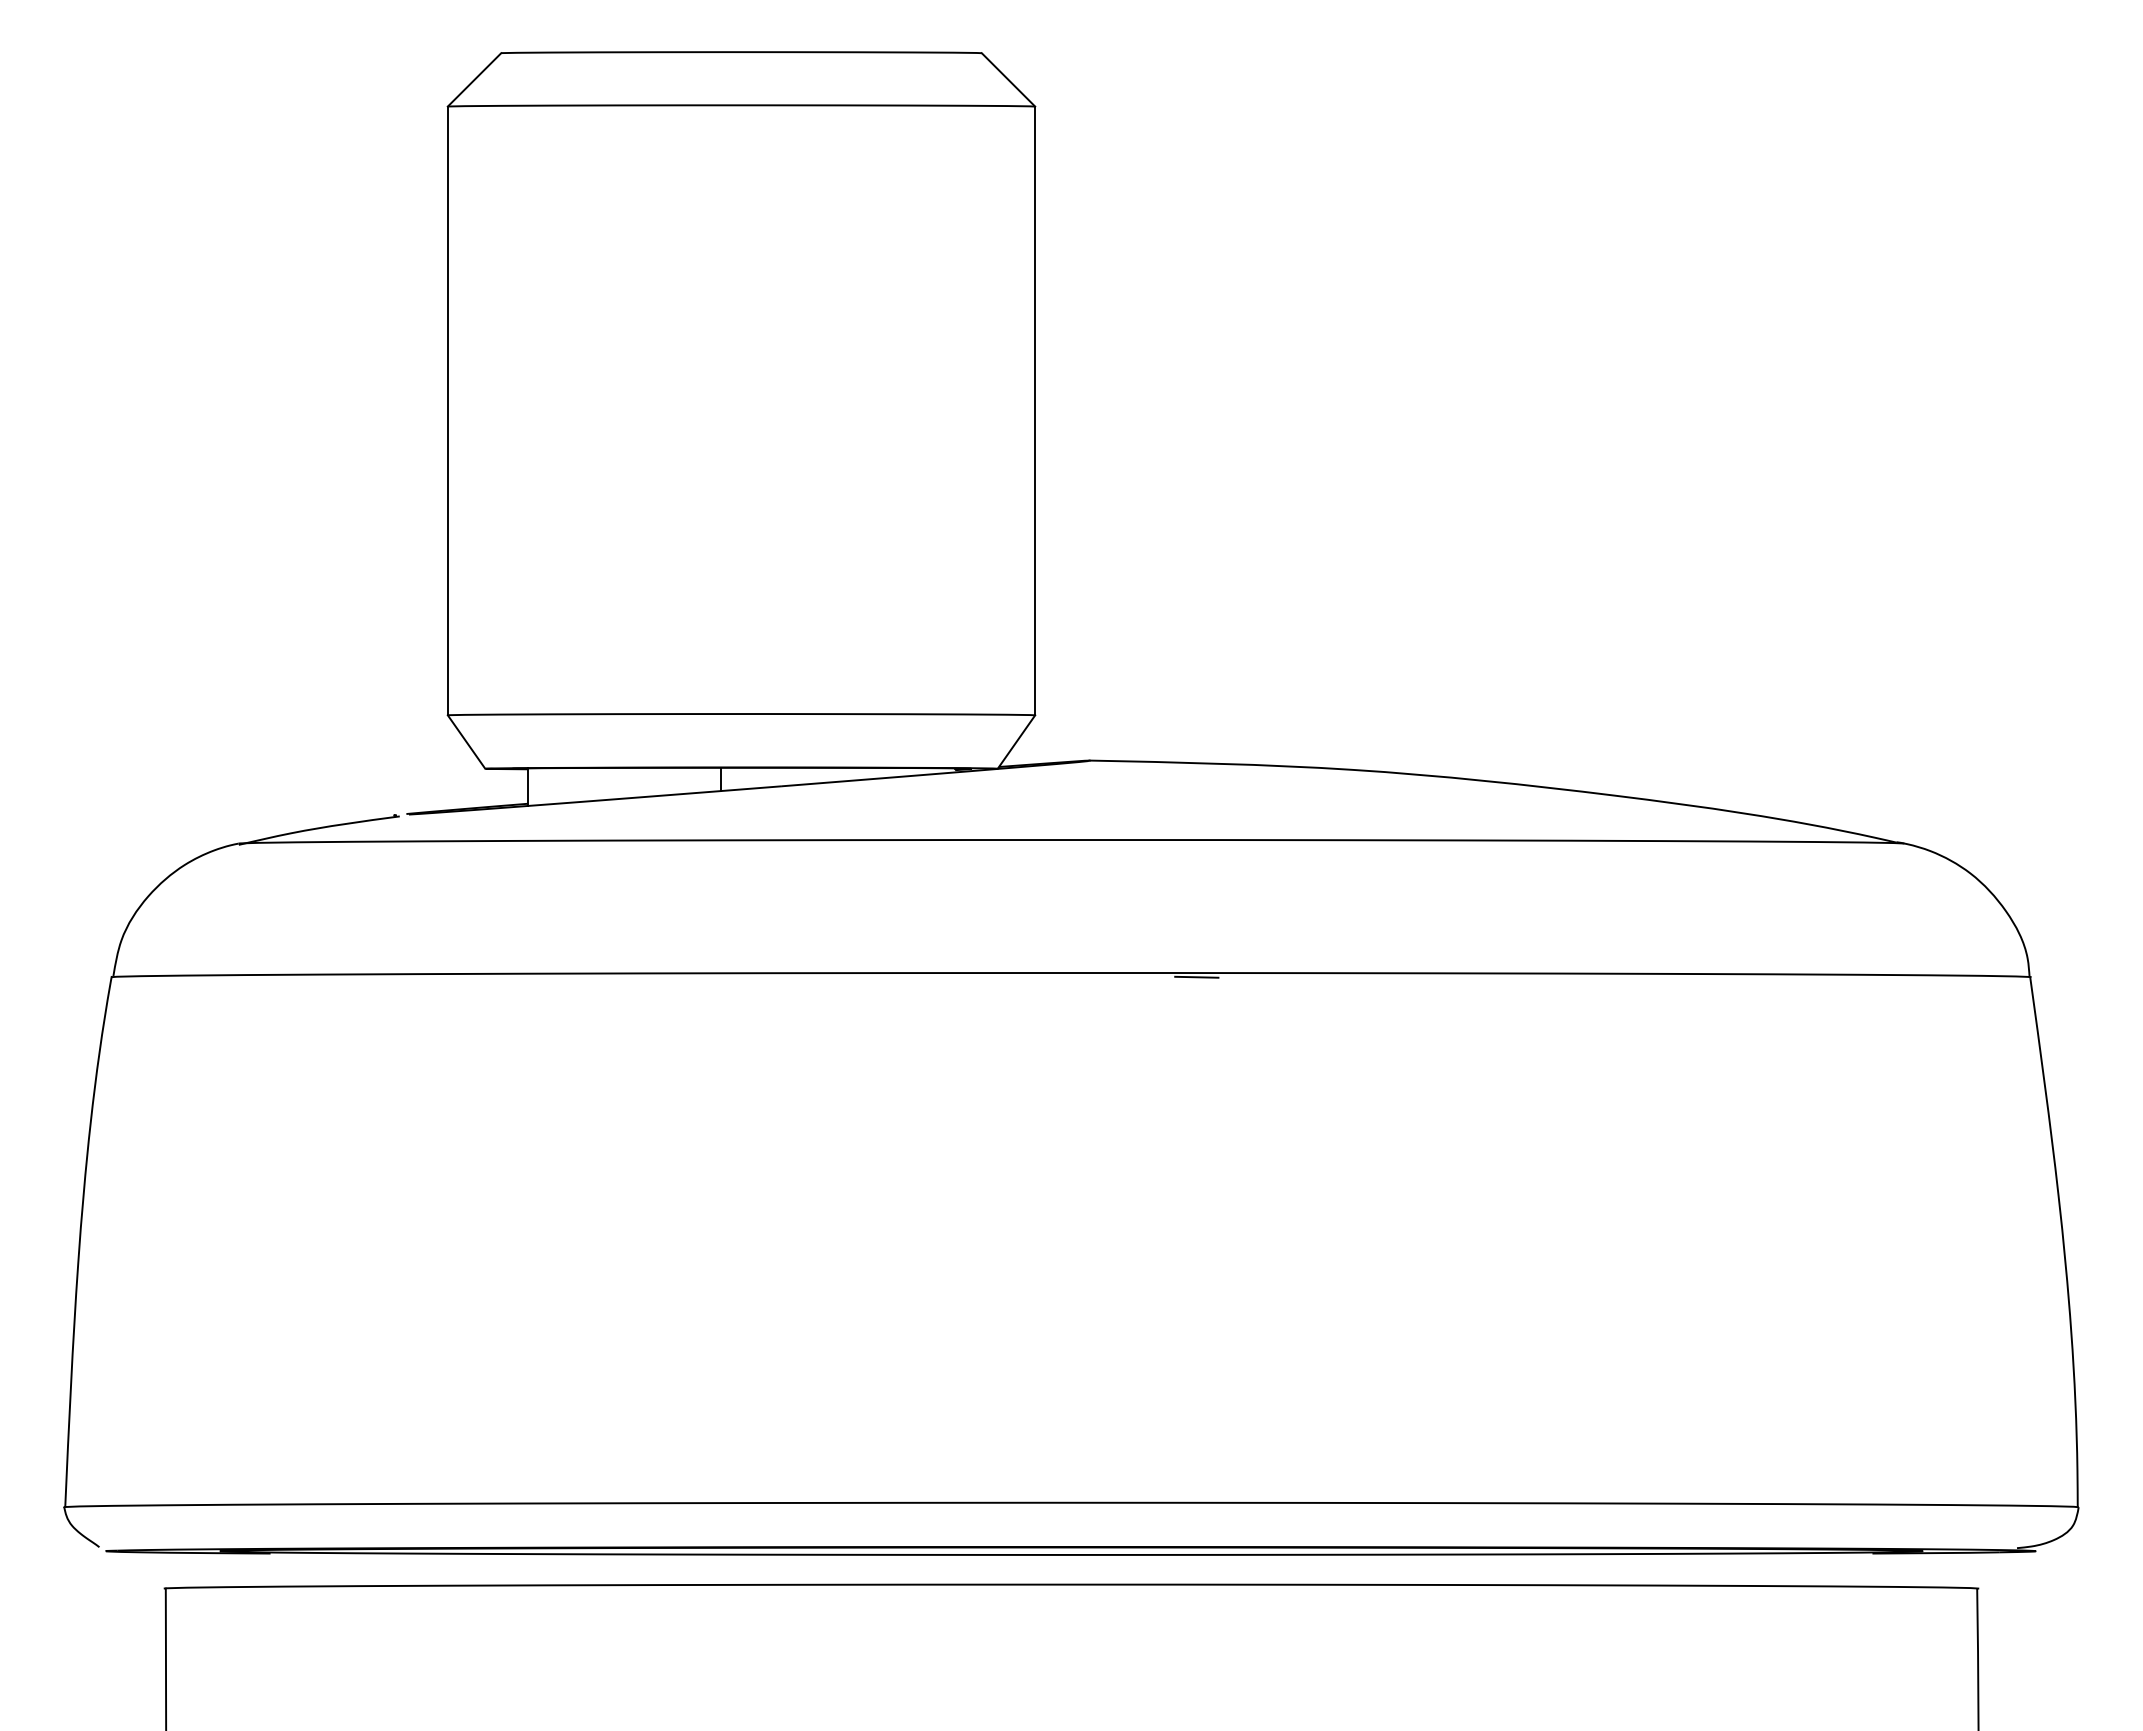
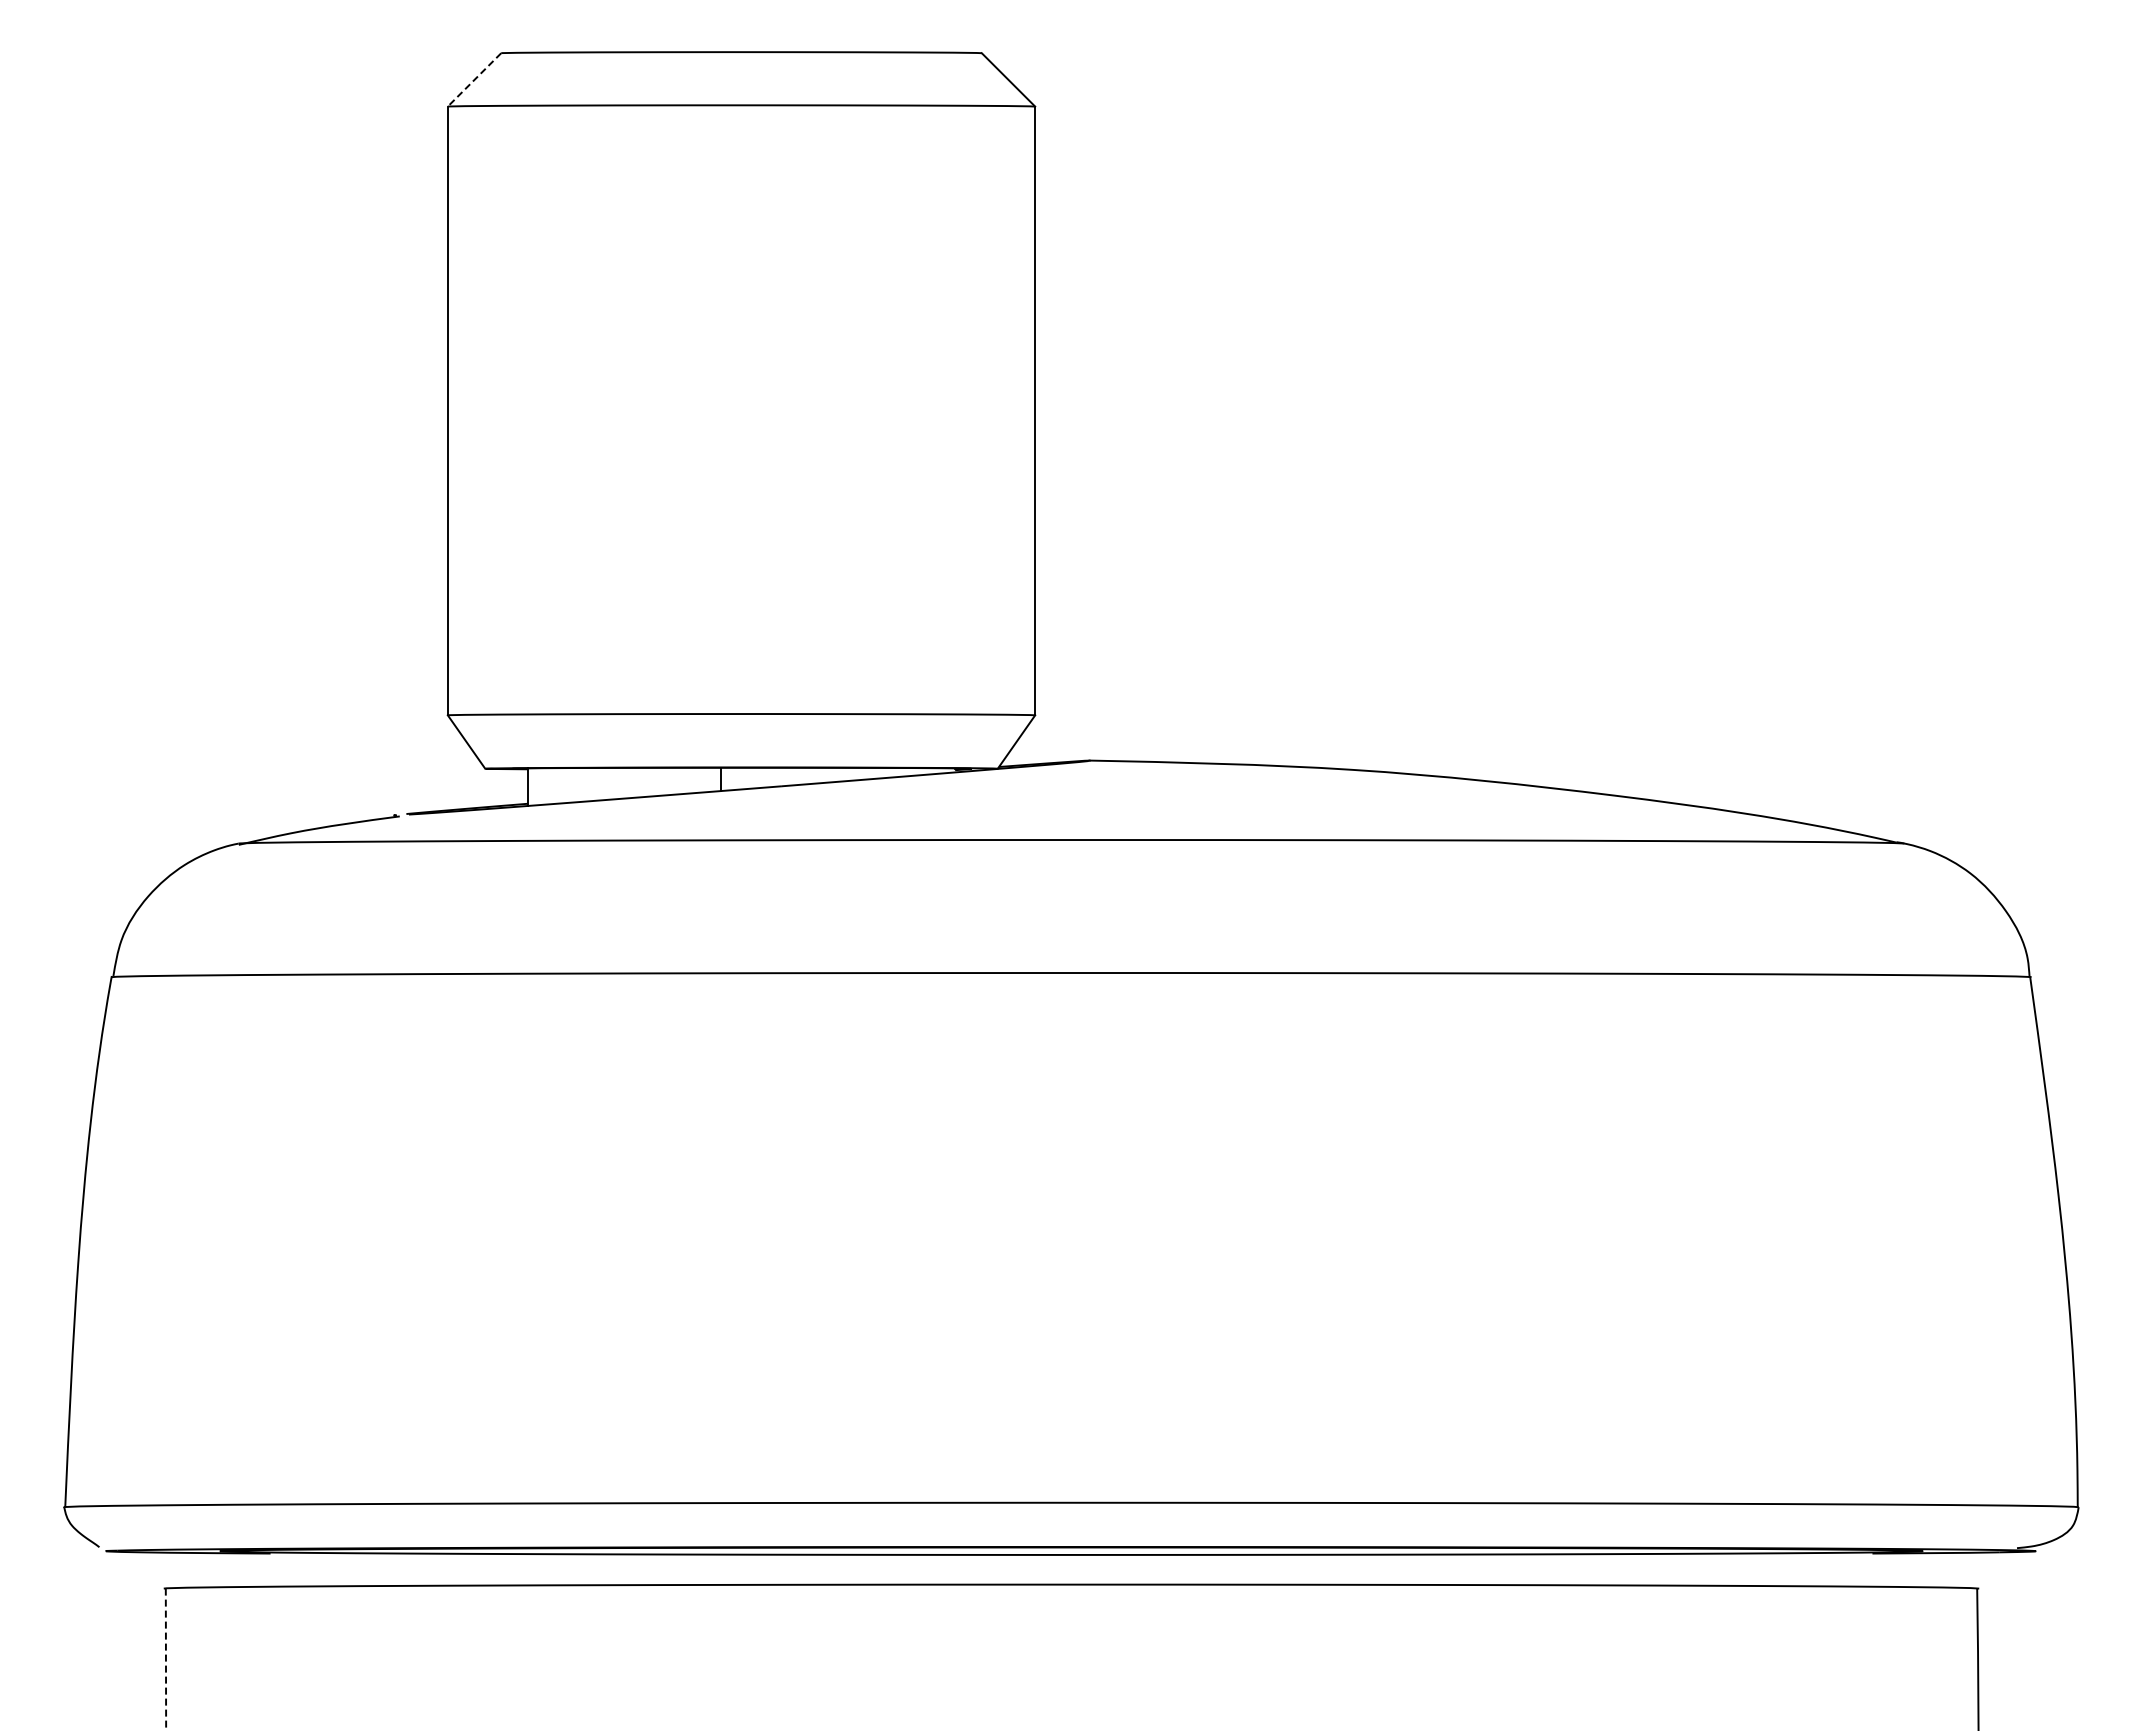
line: solid -> dashed (474, 79)
line: present -> none (1196, 976)
line: solid -> dashed (165, 1659)
